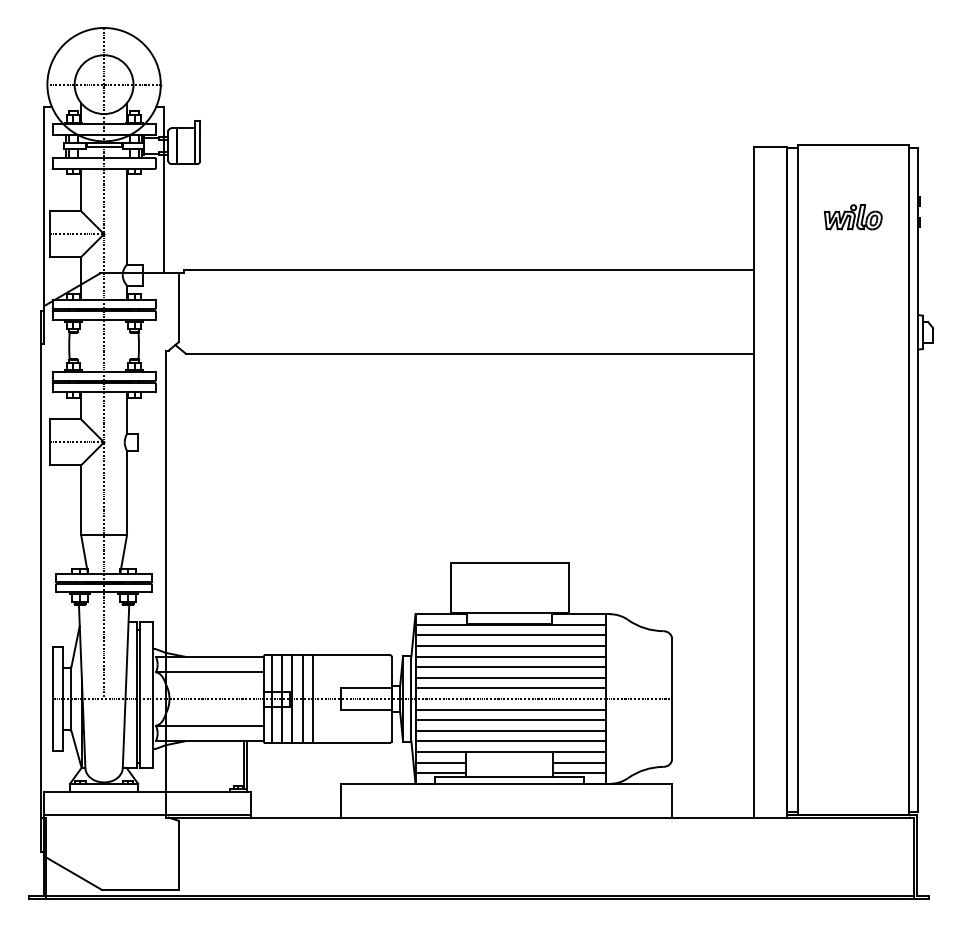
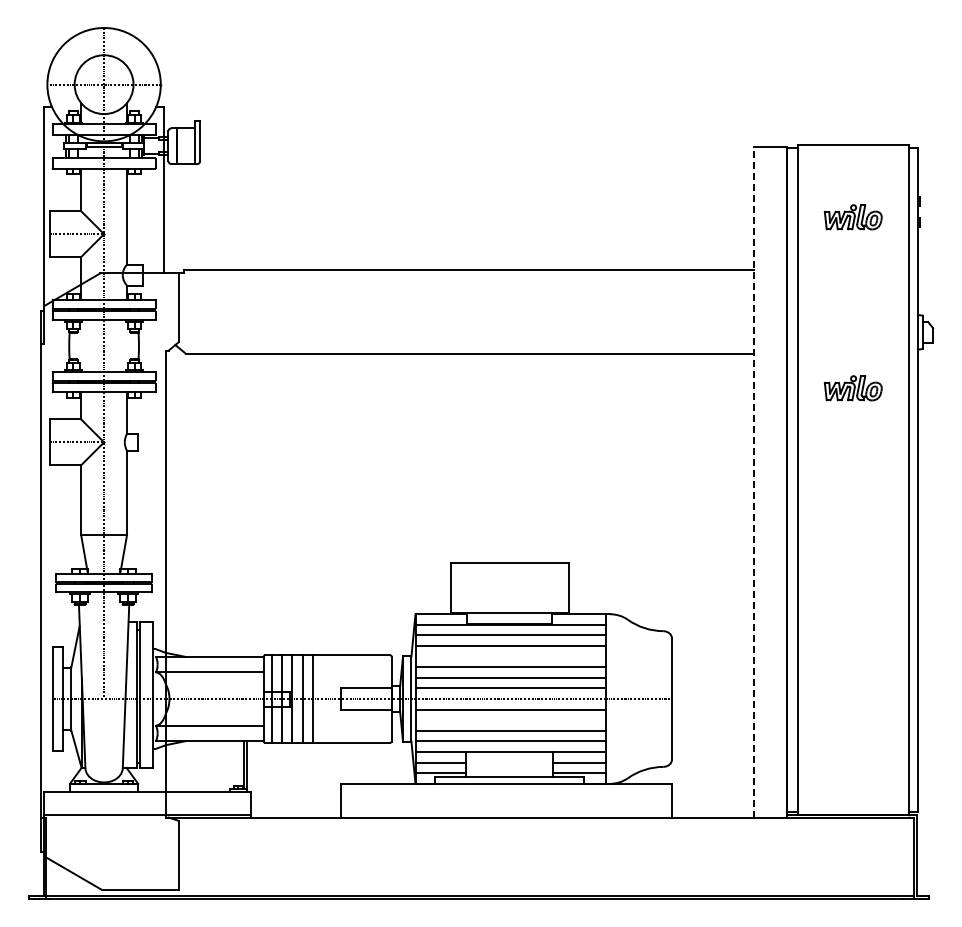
part: none -> present (852, 388)
line: solid -> dashed (753, 482)
line: present -> none (510, 656)
line: present -> none (510, 720)
